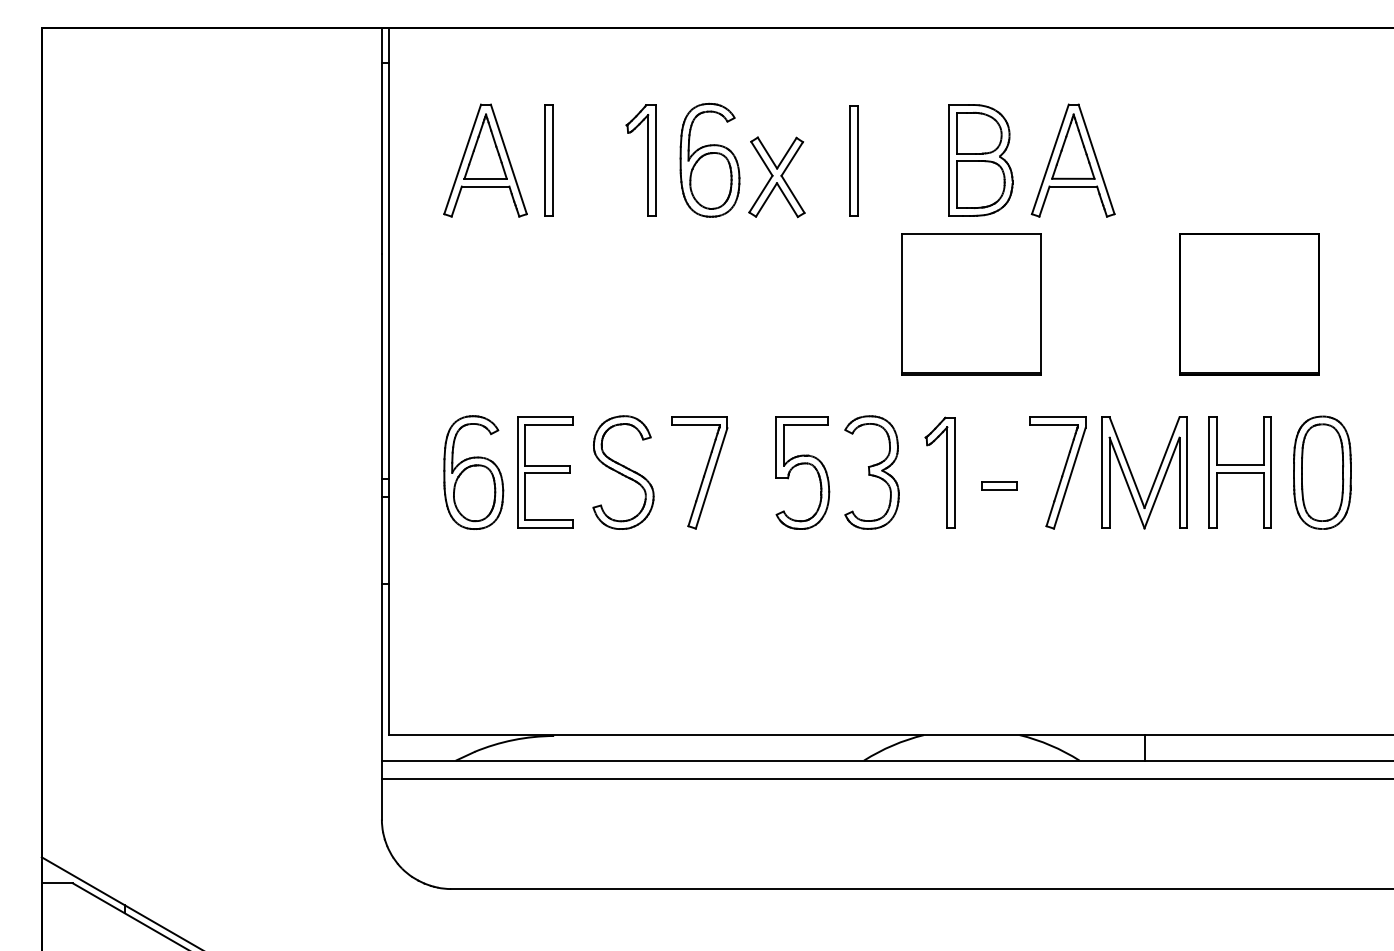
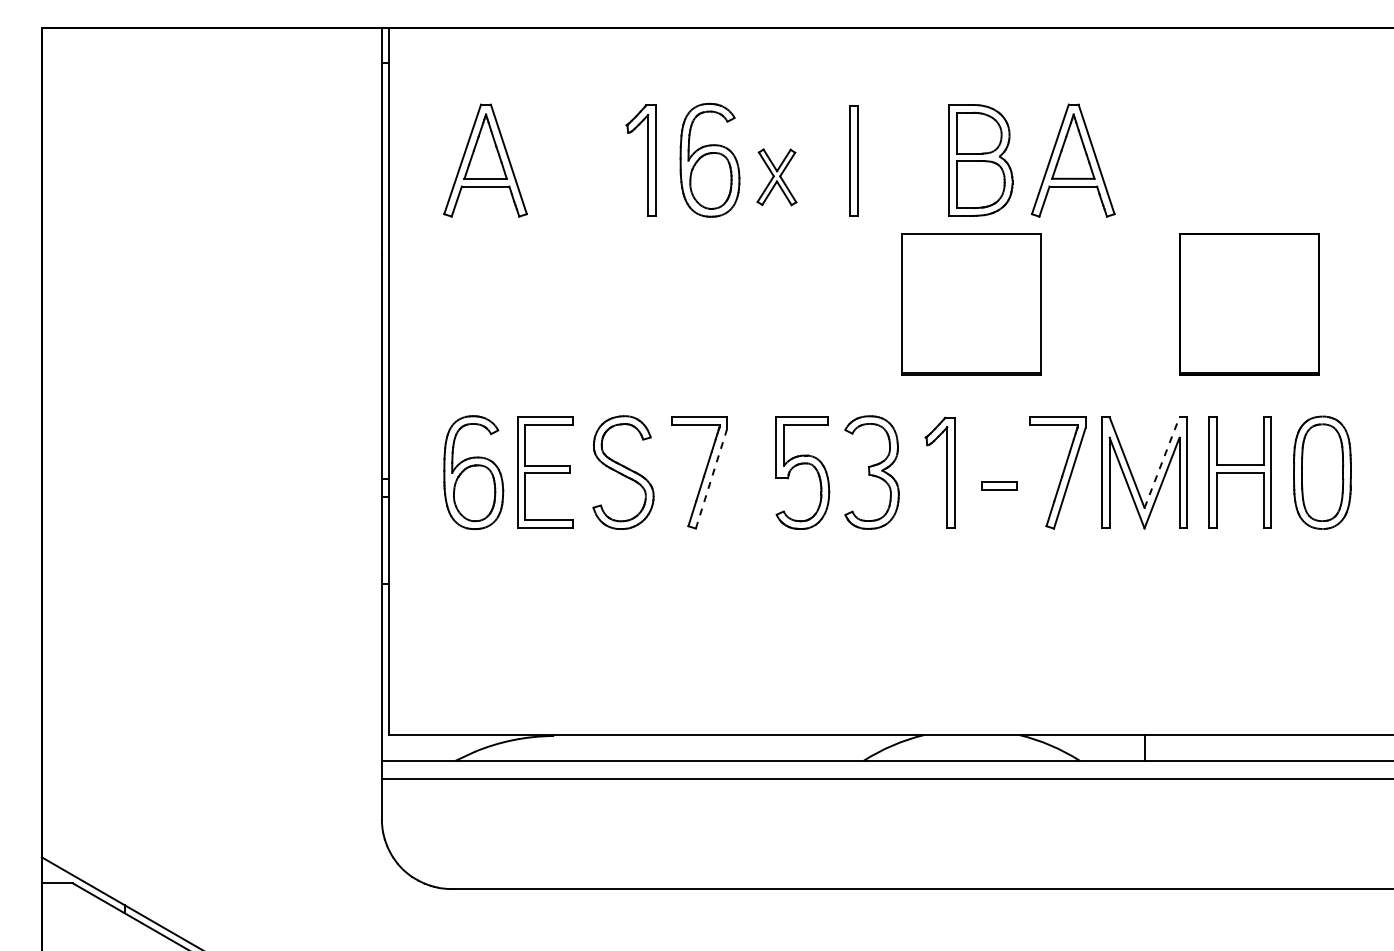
part: present -> none (548, 160)
part size: 58x83 px -> 42x59 px (776, 177)
line: solid -> dashed (1162, 462)
line: solid -> dashed (711, 478)
